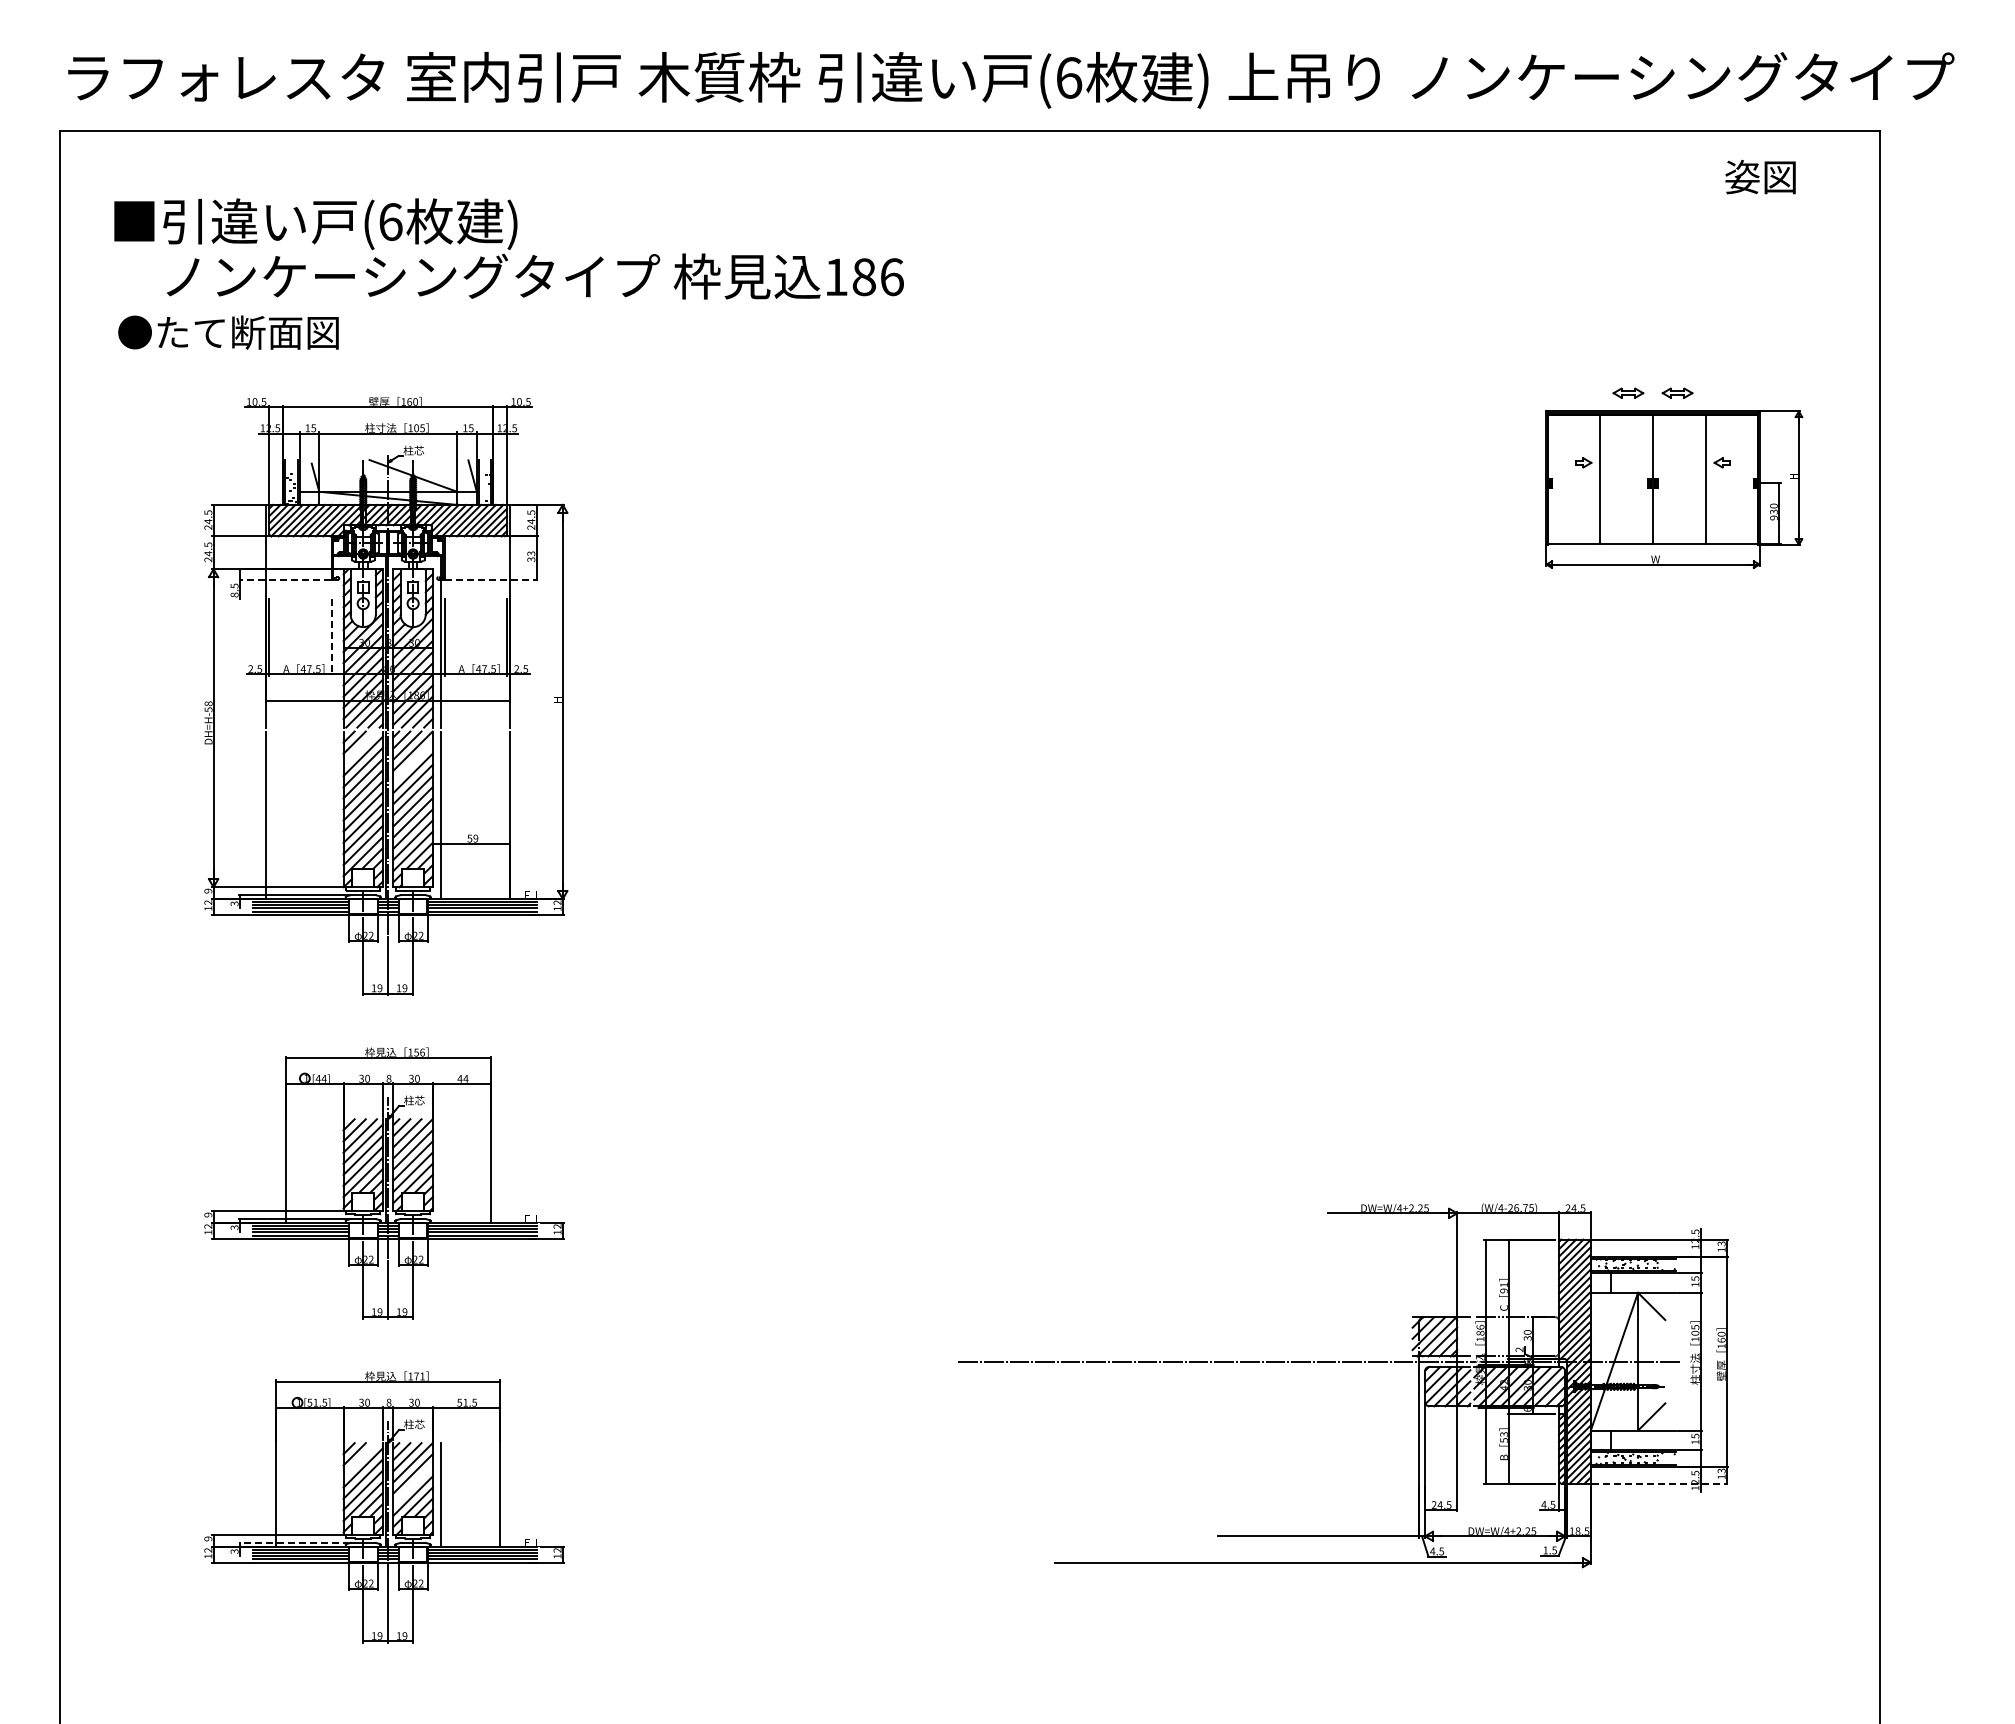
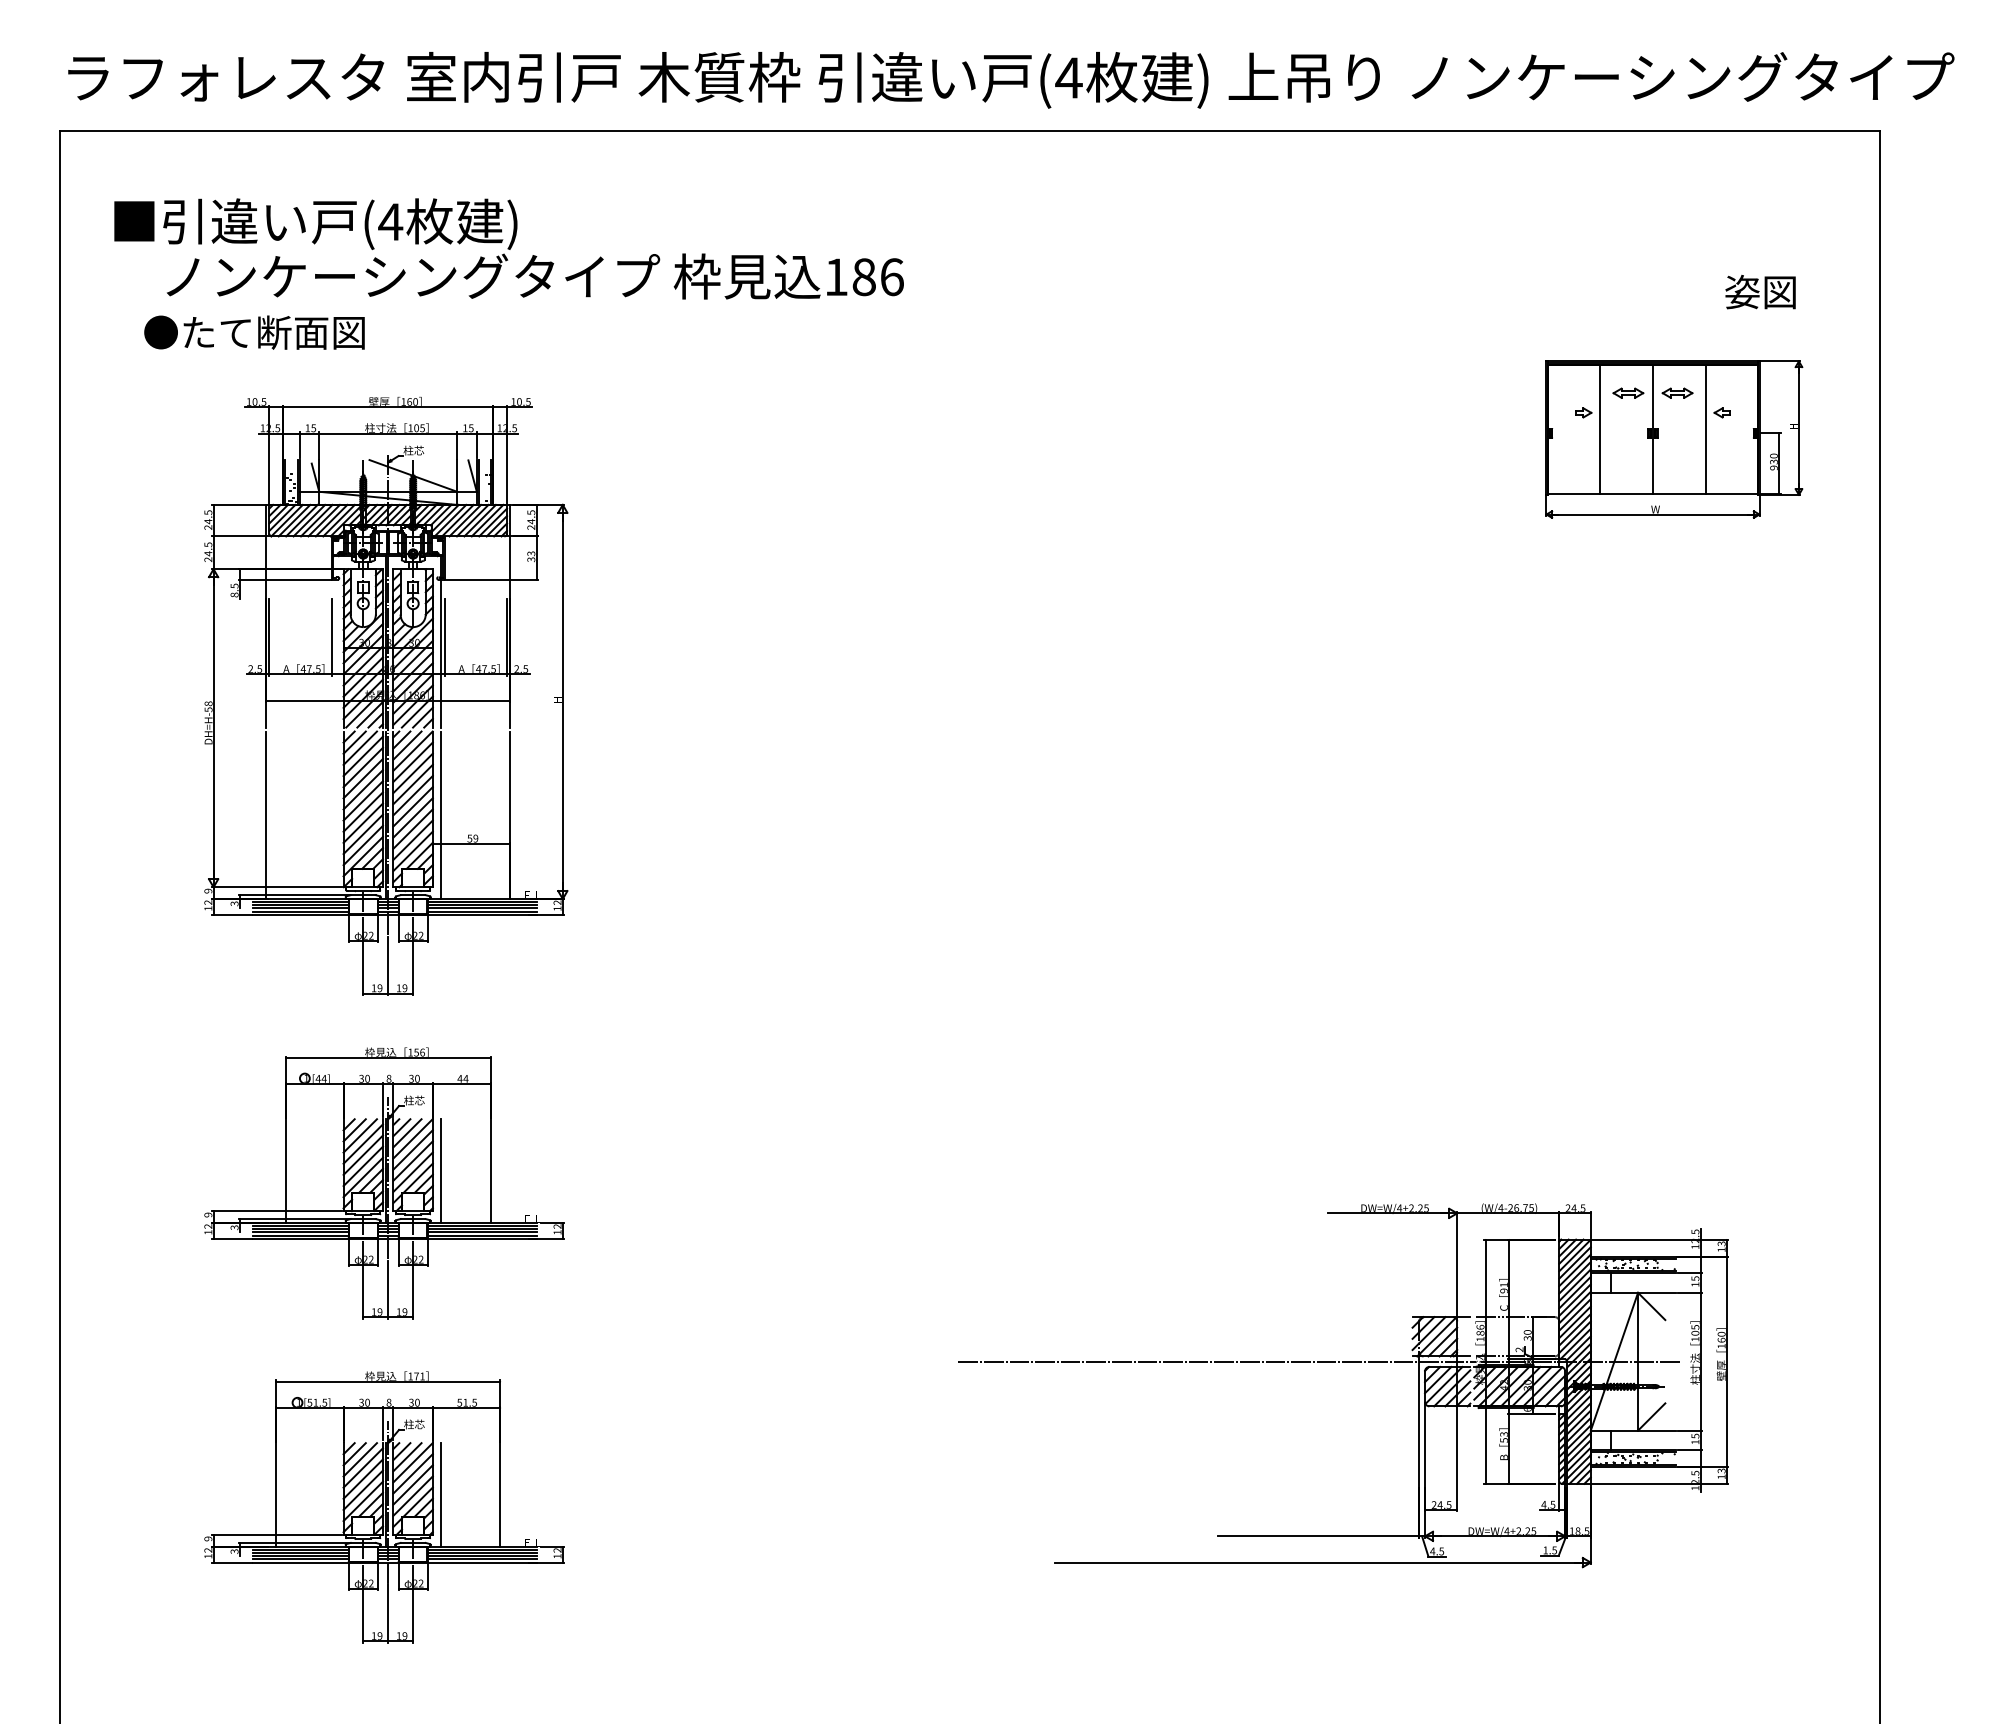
text: (6 -> (4 (1068, 77)
text position: (1760, 177) -> (1760, 292) (1760, 292)
text: (6 -> (4 (390, 222)
text position: (228, 332) -> (254, 332) (254, 332)
part position: (1674, 489) -> (1674, 439) (1674, 439)
line: dashed -> solid (284, 579)
line: dashed -> solid (492, 579)
line: dashed -> solid (331, 637)
line: none -> present (360, 747)
line: none -> present (412, 761)
line: none -> present (440, 1170)
line: none -> present (360, 1459)
line: dashed -> solid (1660, 1483)
line: none -> present (412, 1484)
line: dashed -> solid (294, 1542)
